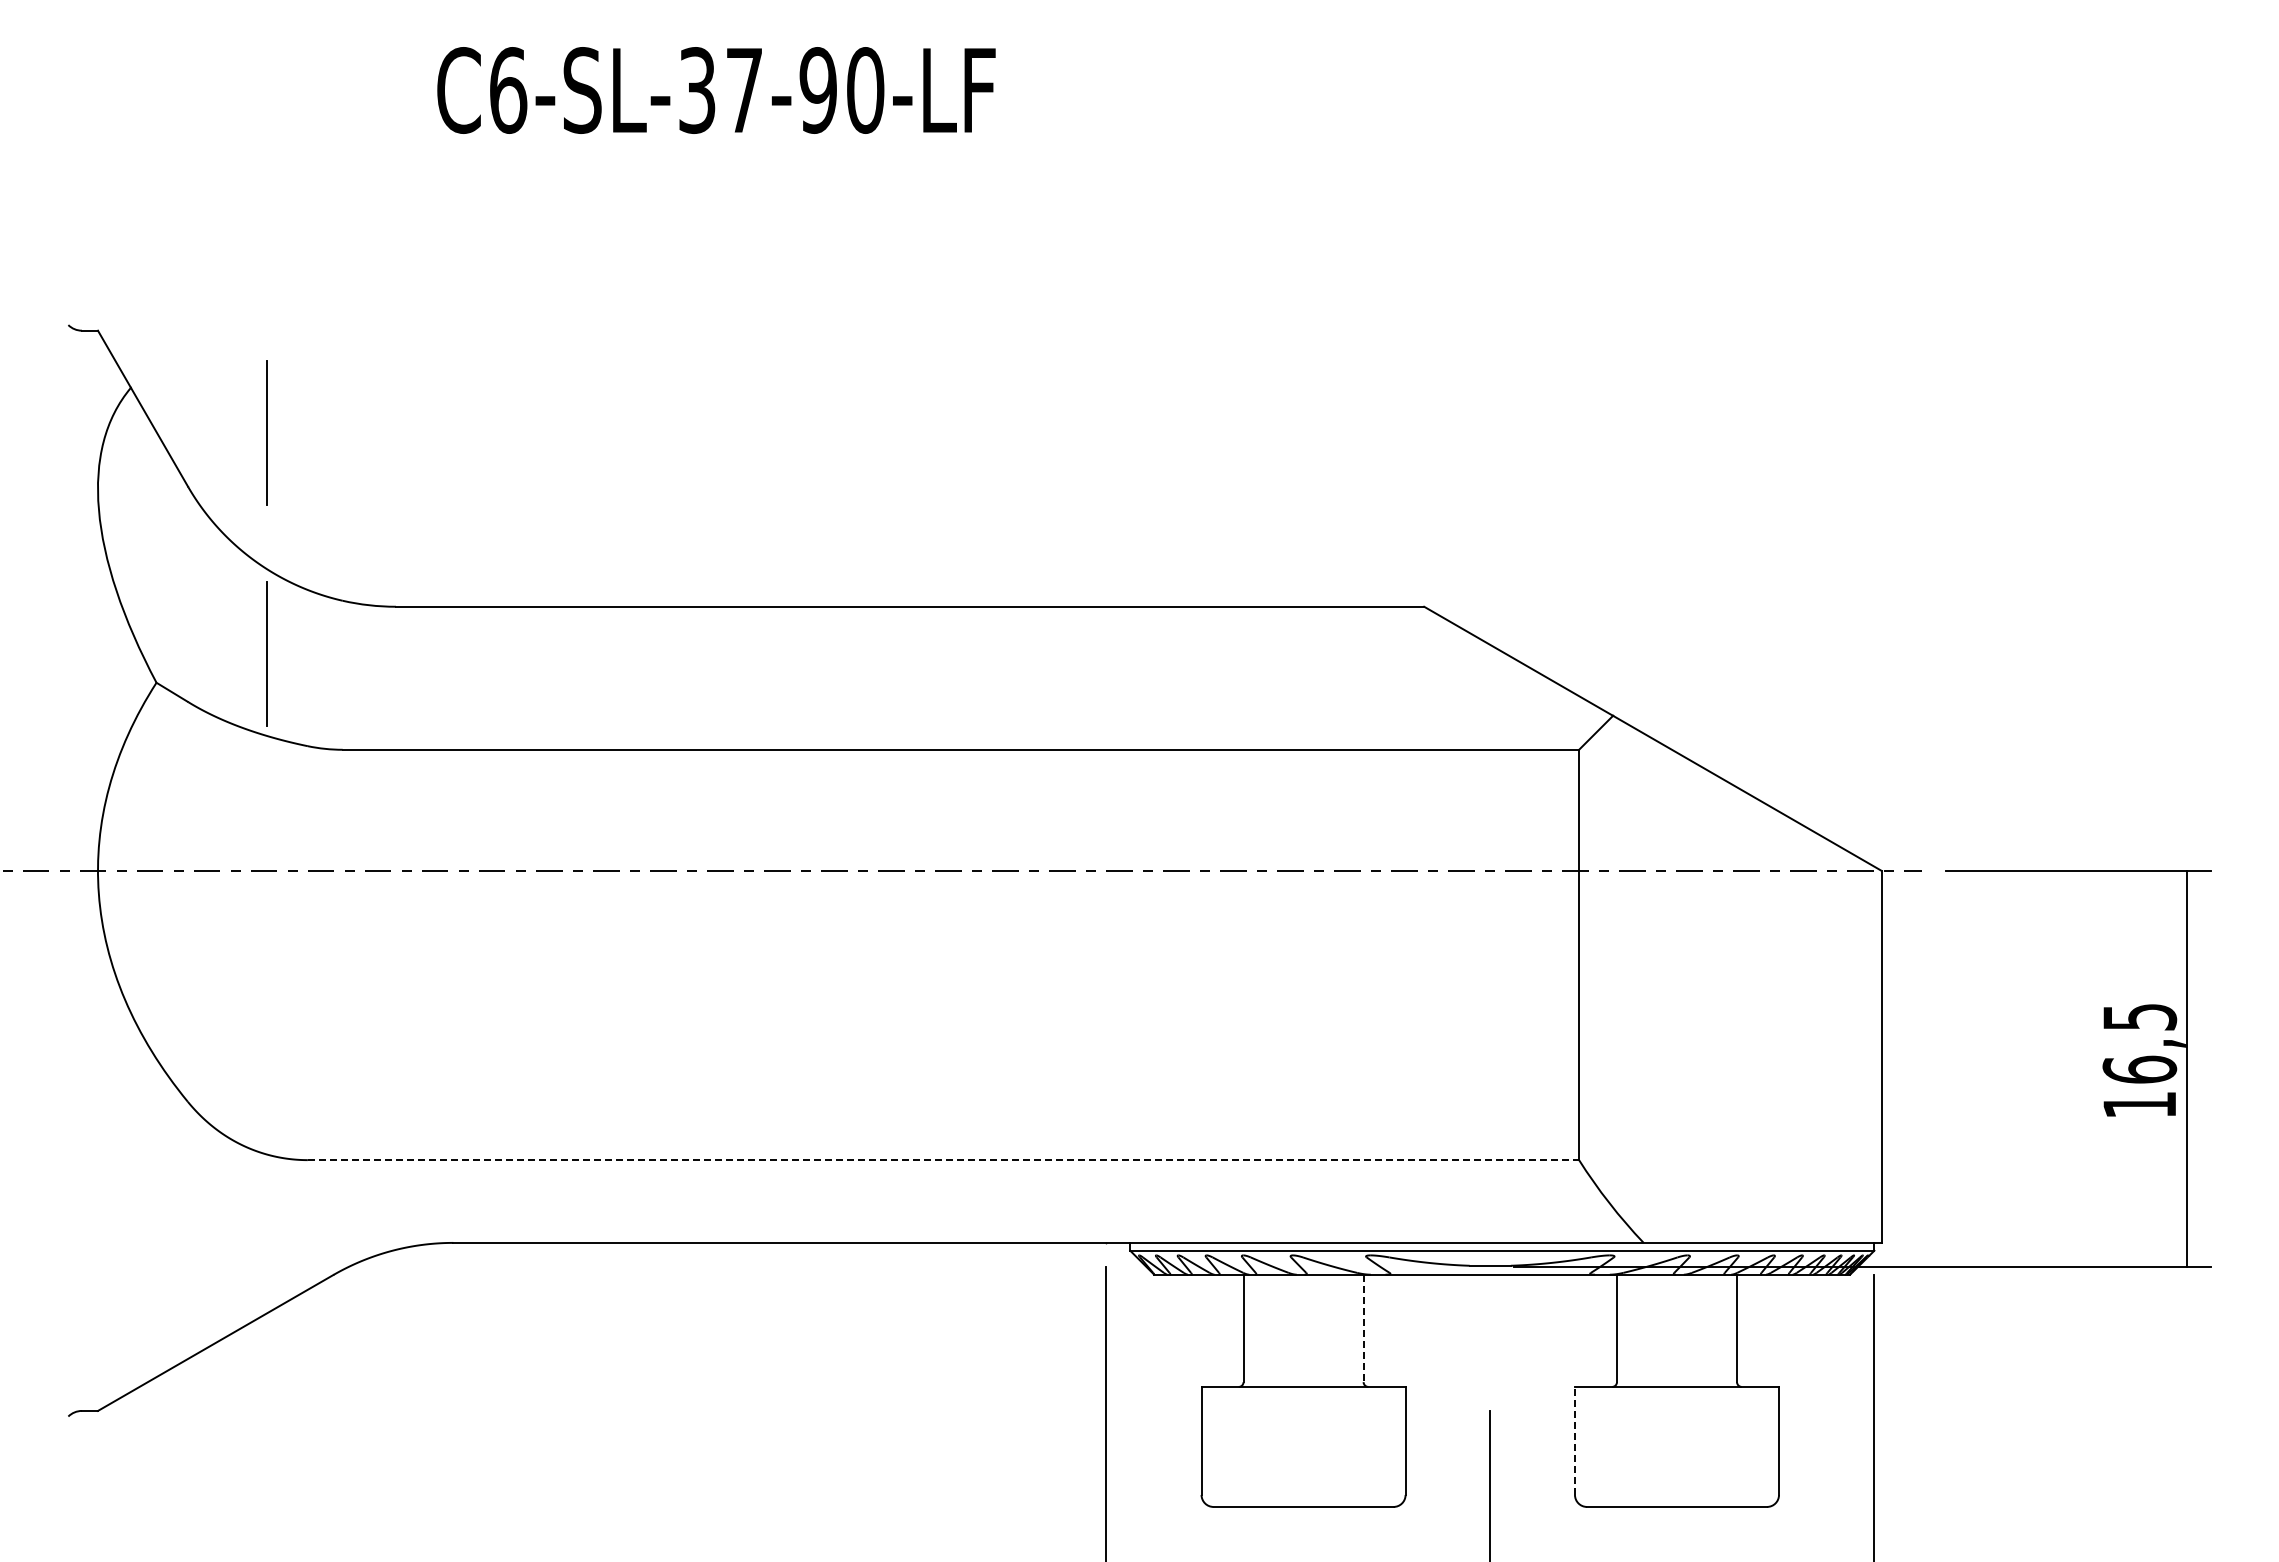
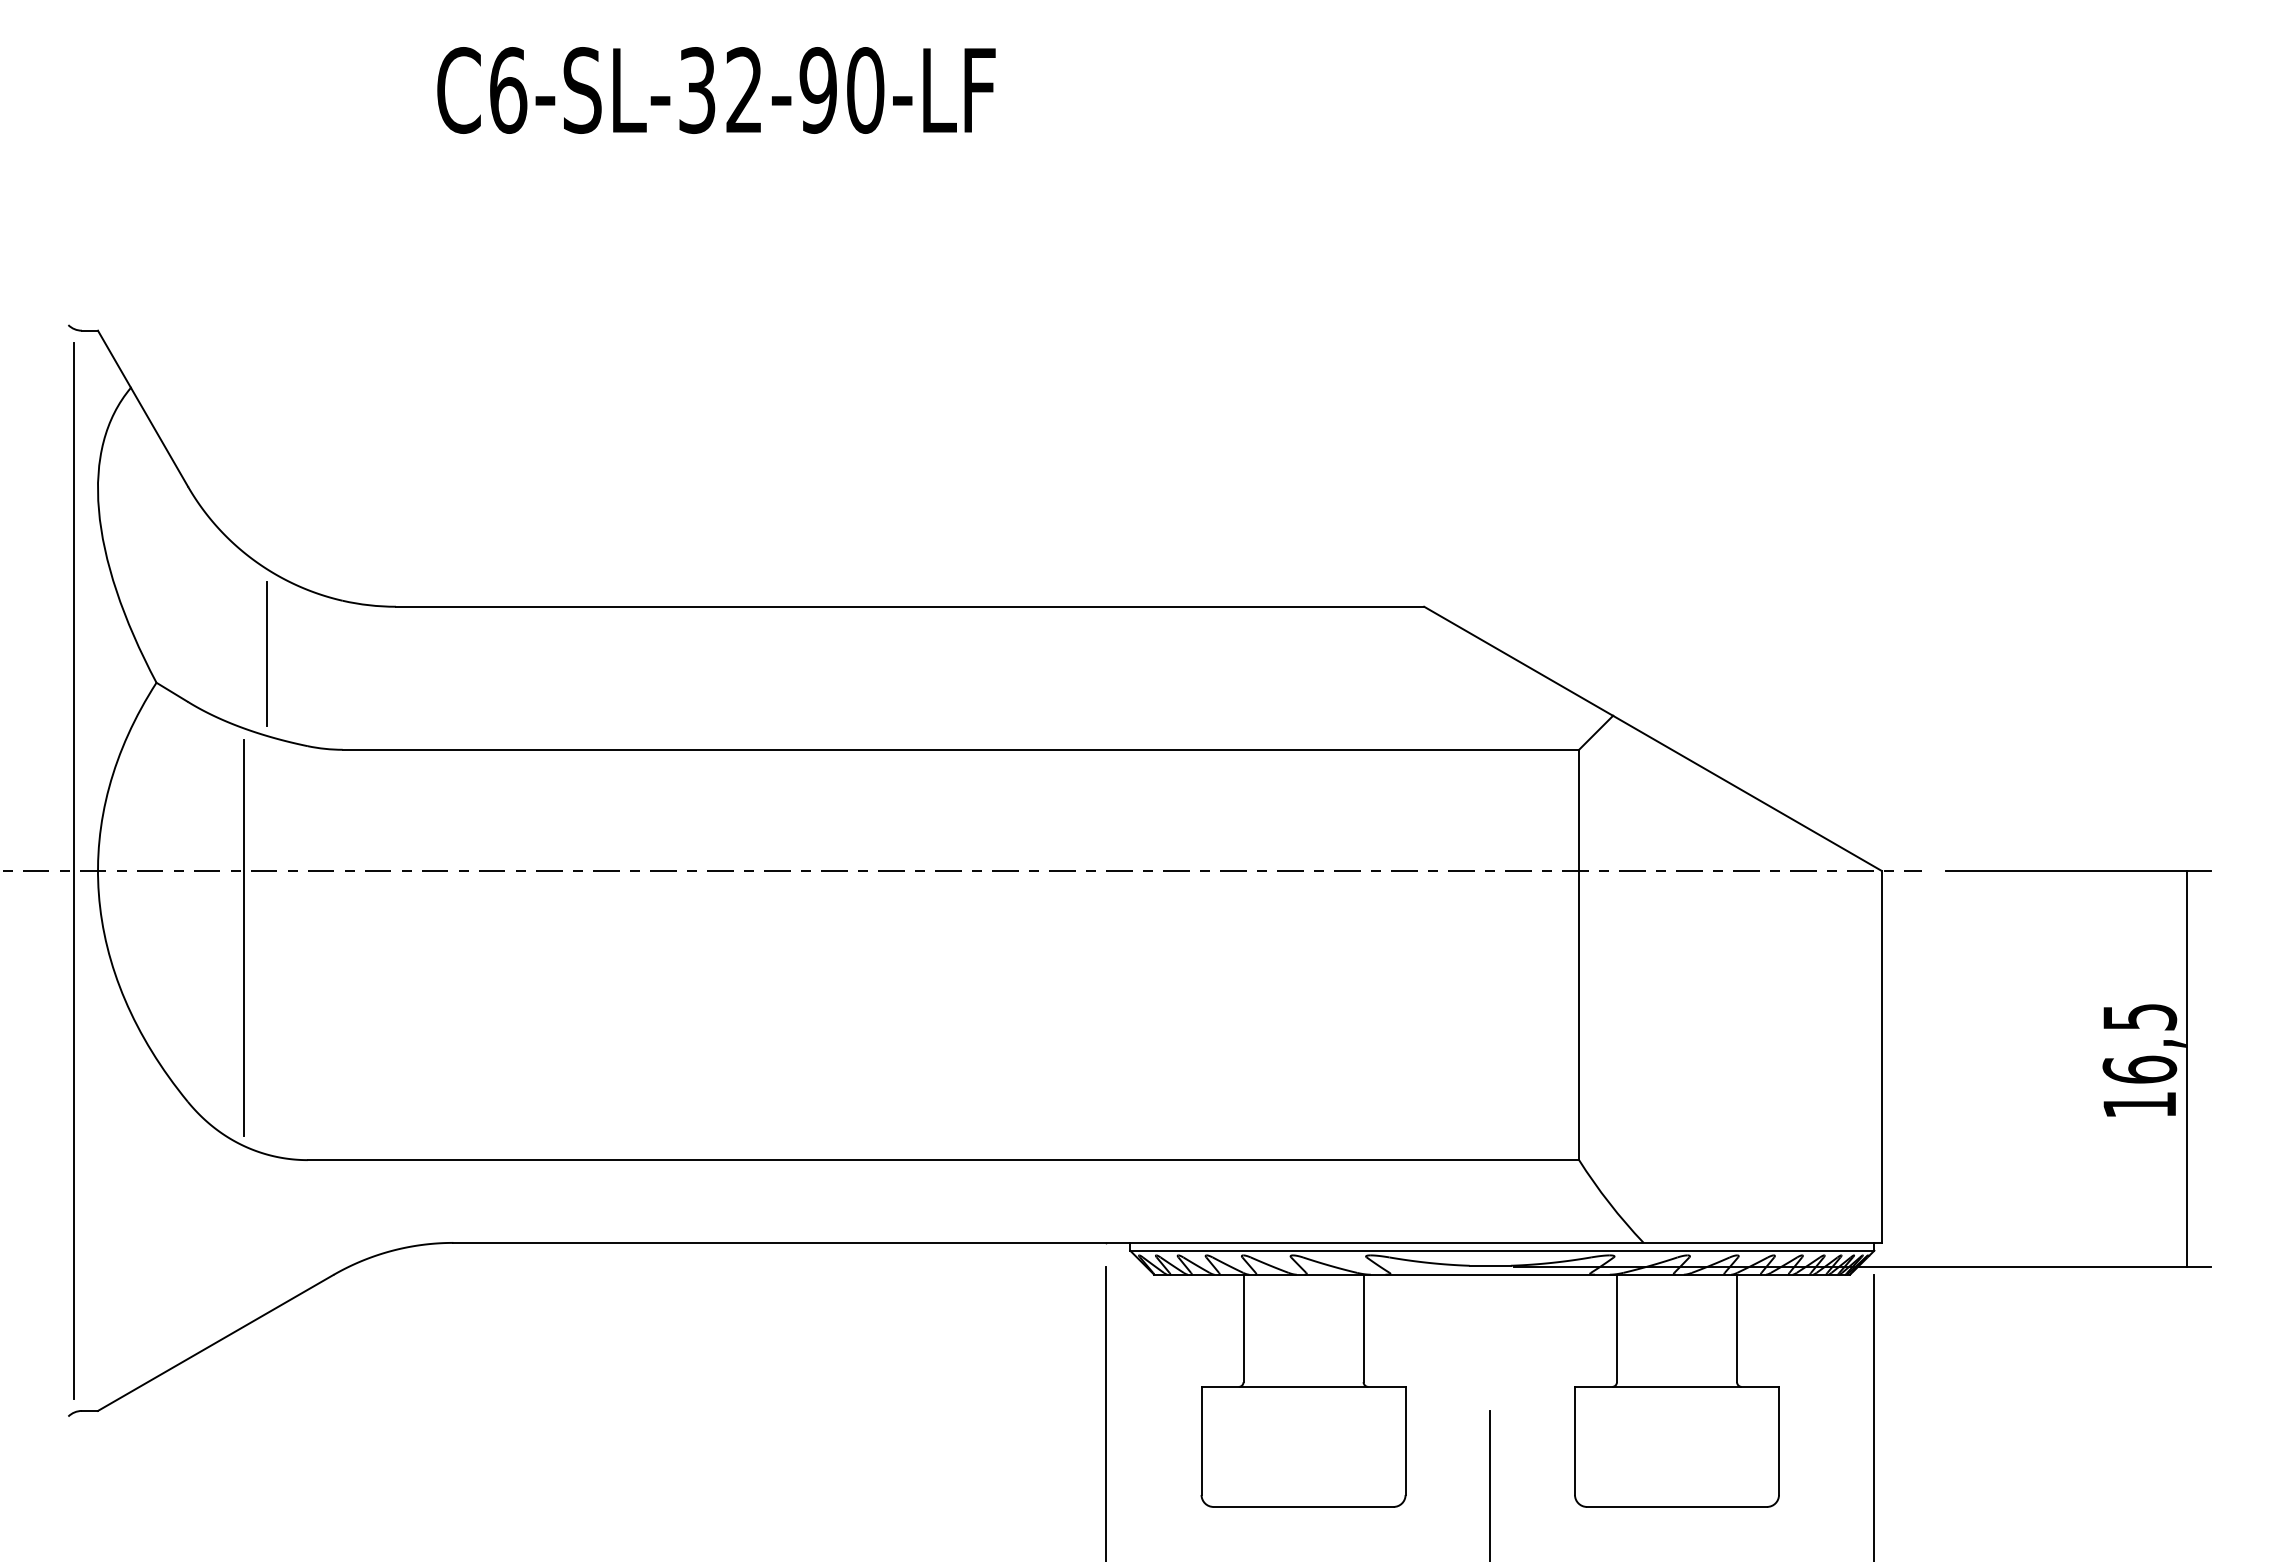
text: C6-SL-37-90-LF -> C6-SL-32-90-LF (743, 89)
line: present -> none (266, 432)
line: none -> present (73, 870)
line: none -> present (243, 938)
line: dashed -> solid (943, 1160)
line: dashed -> solid (1363, 1328)
line: dashed -> solid (1574, 1440)
